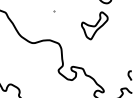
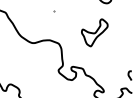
part position: (94, 25) -> (94, 32) (94, 32)
